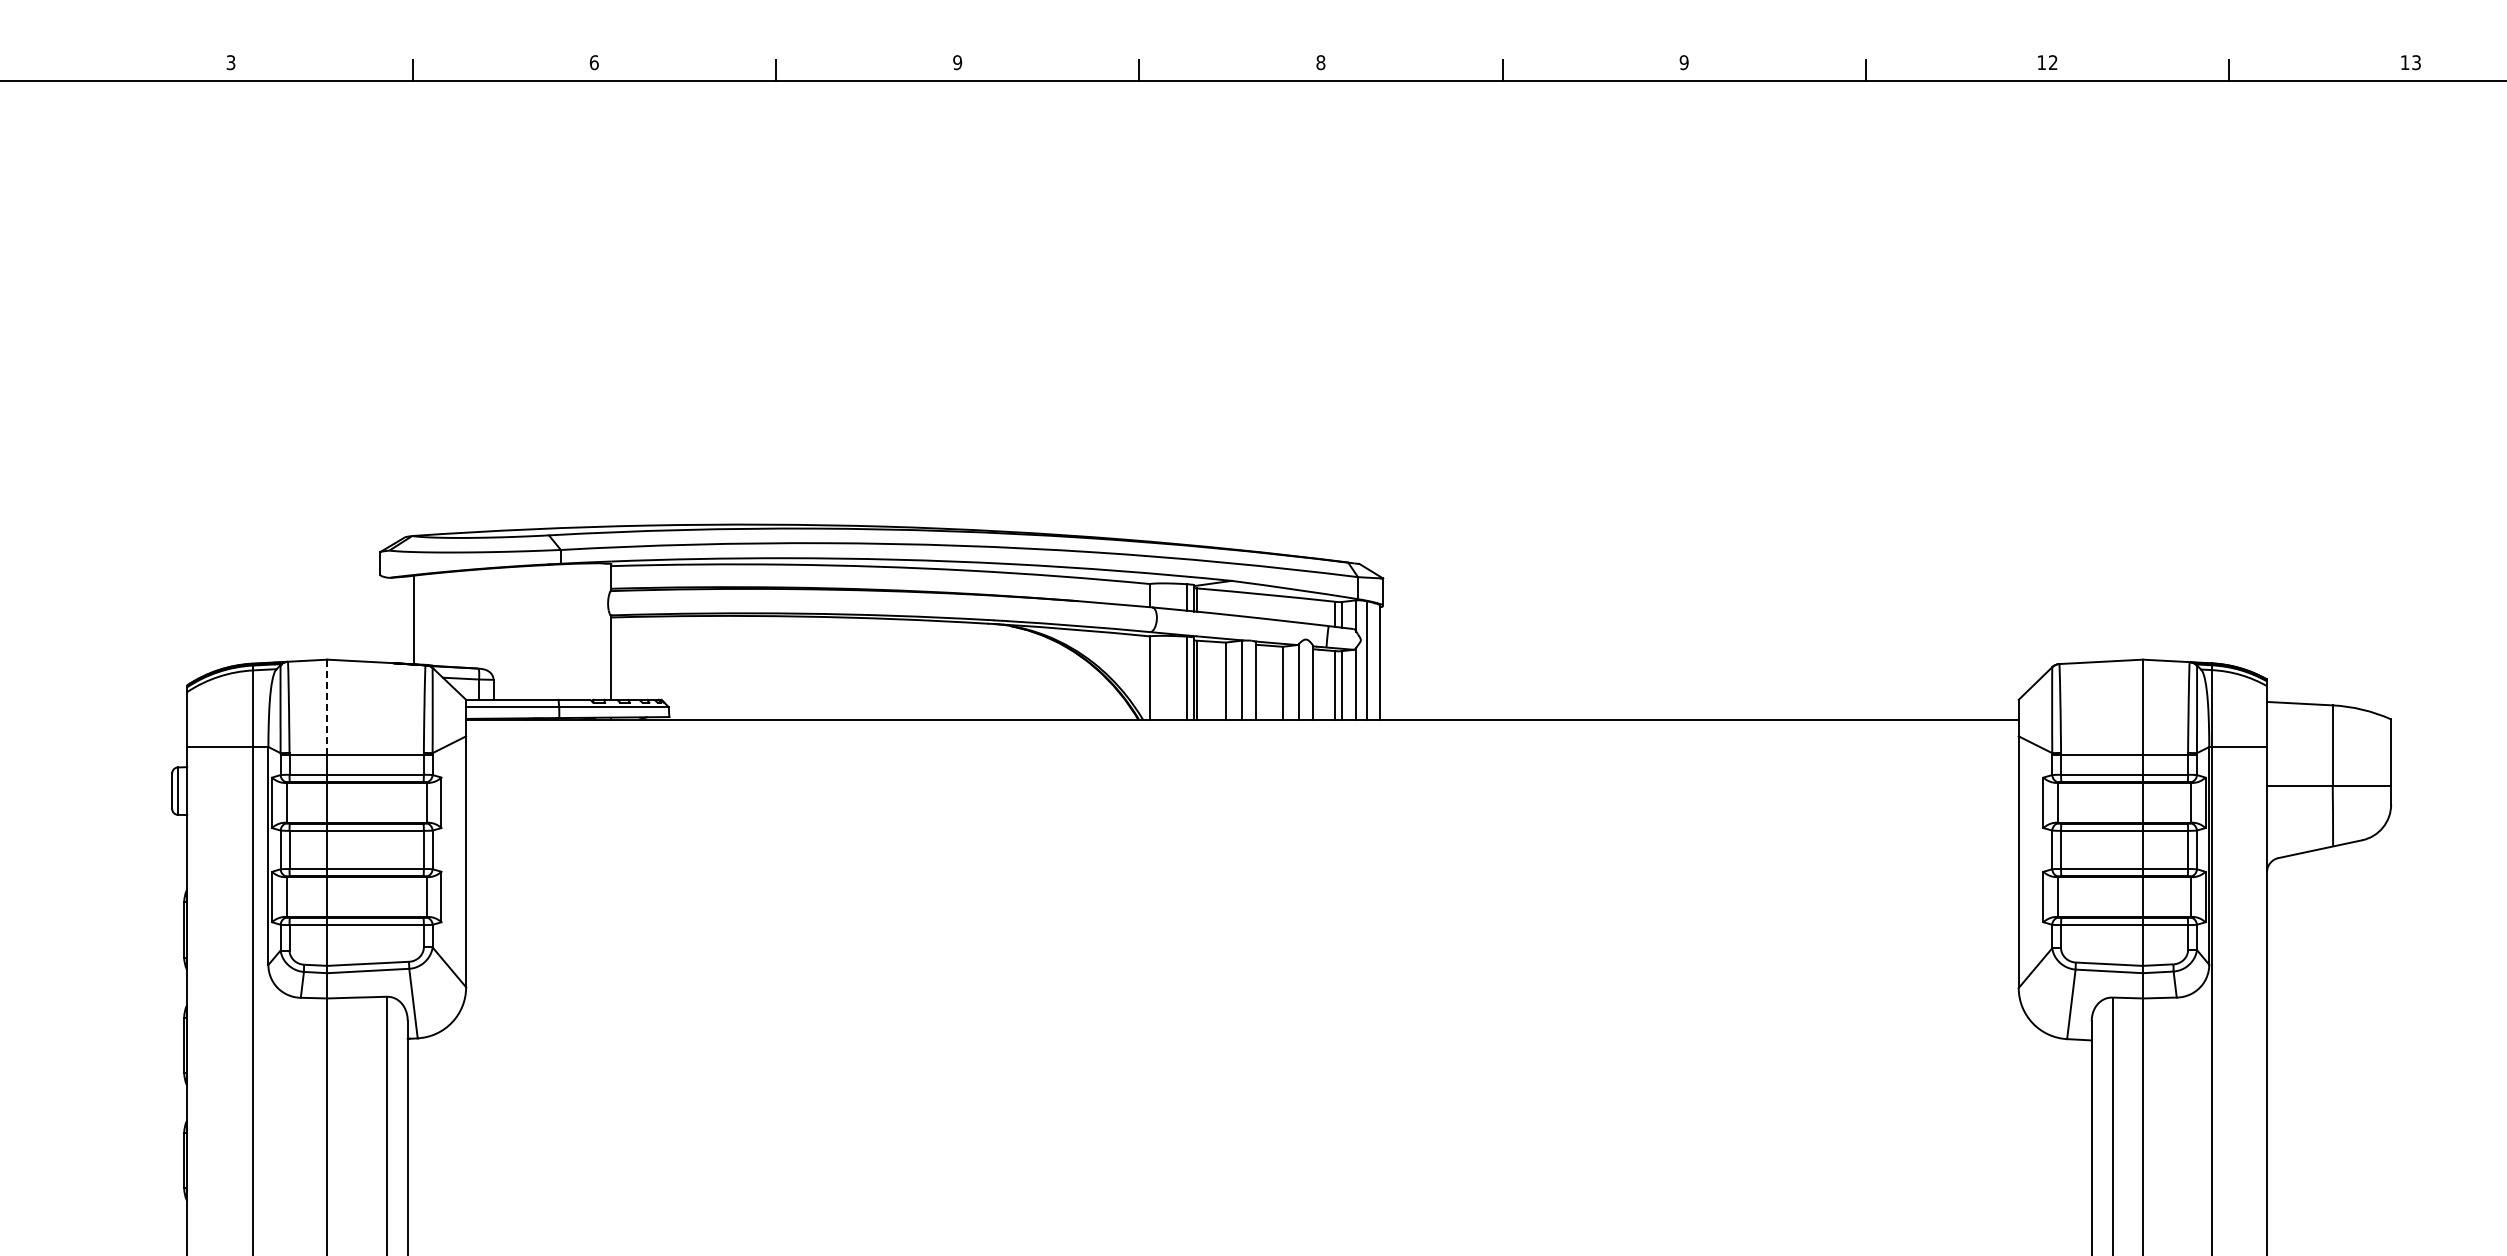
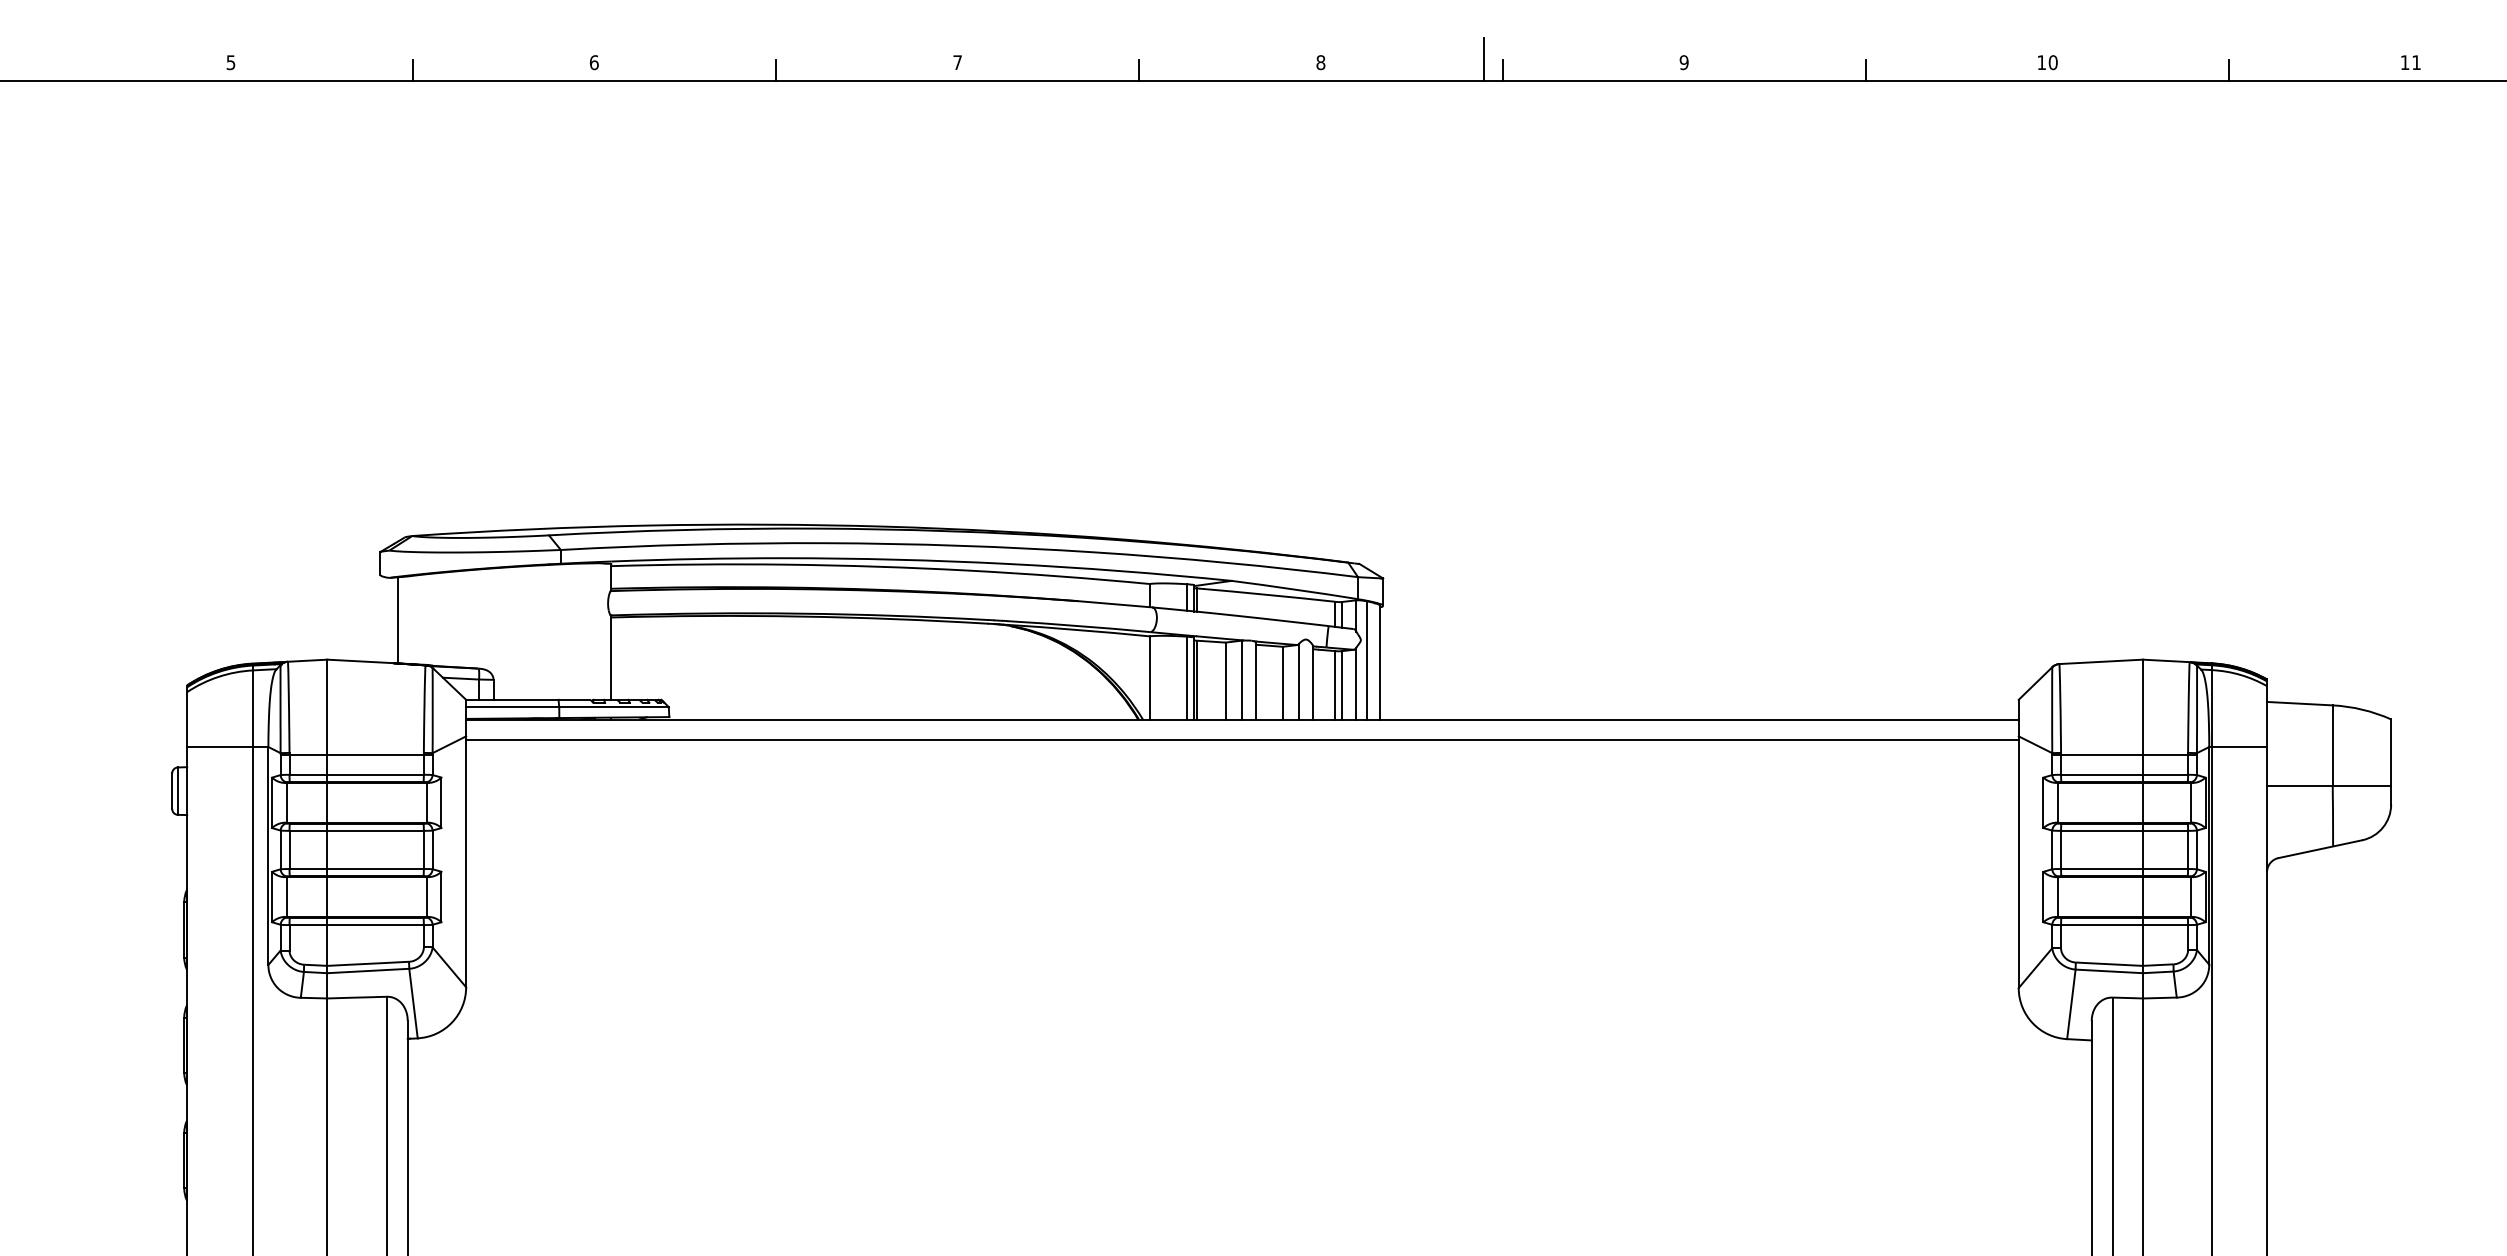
line: none -> present (1484, 59)
text: 3 -> 5 (231, 62)
text: 9 -> 7 (957, 62)
text: 12 -> 10 (2052, 62)
text: 13 -> 11 (2416, 62)
line position: (413, 620) -> (397, 620) (397, 620)
line: dashed -> solid (327, 706)
line: none -> present (1242, 740)
